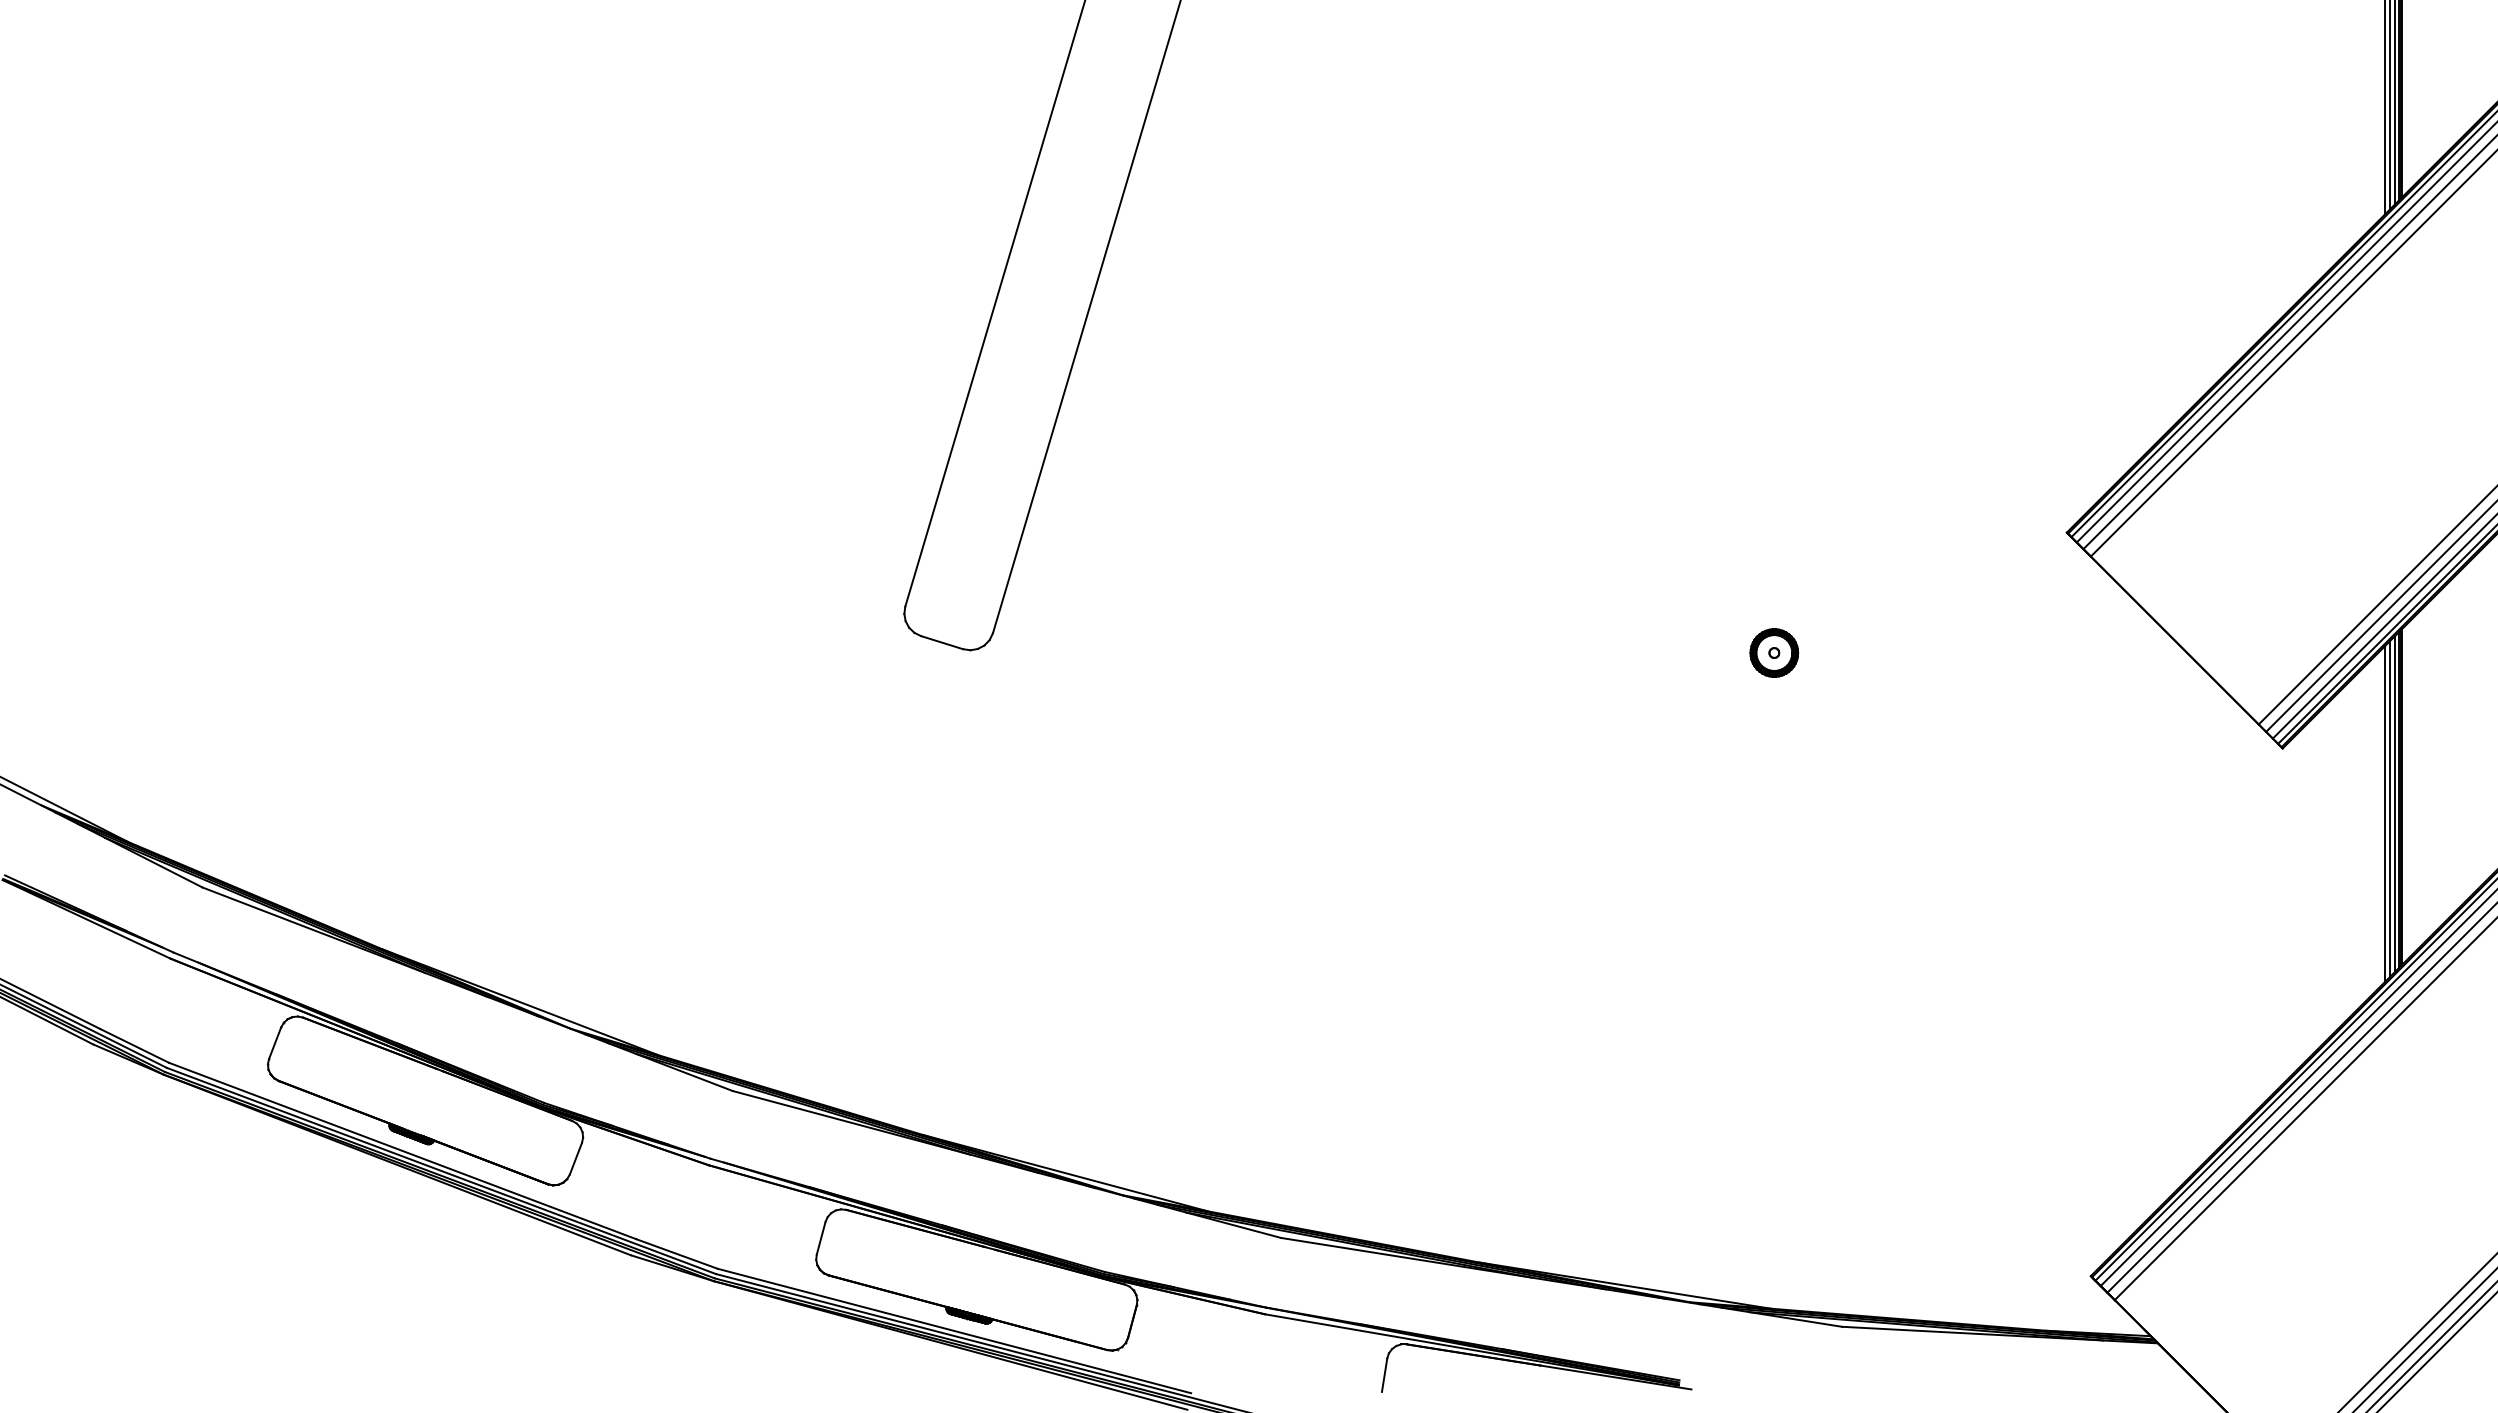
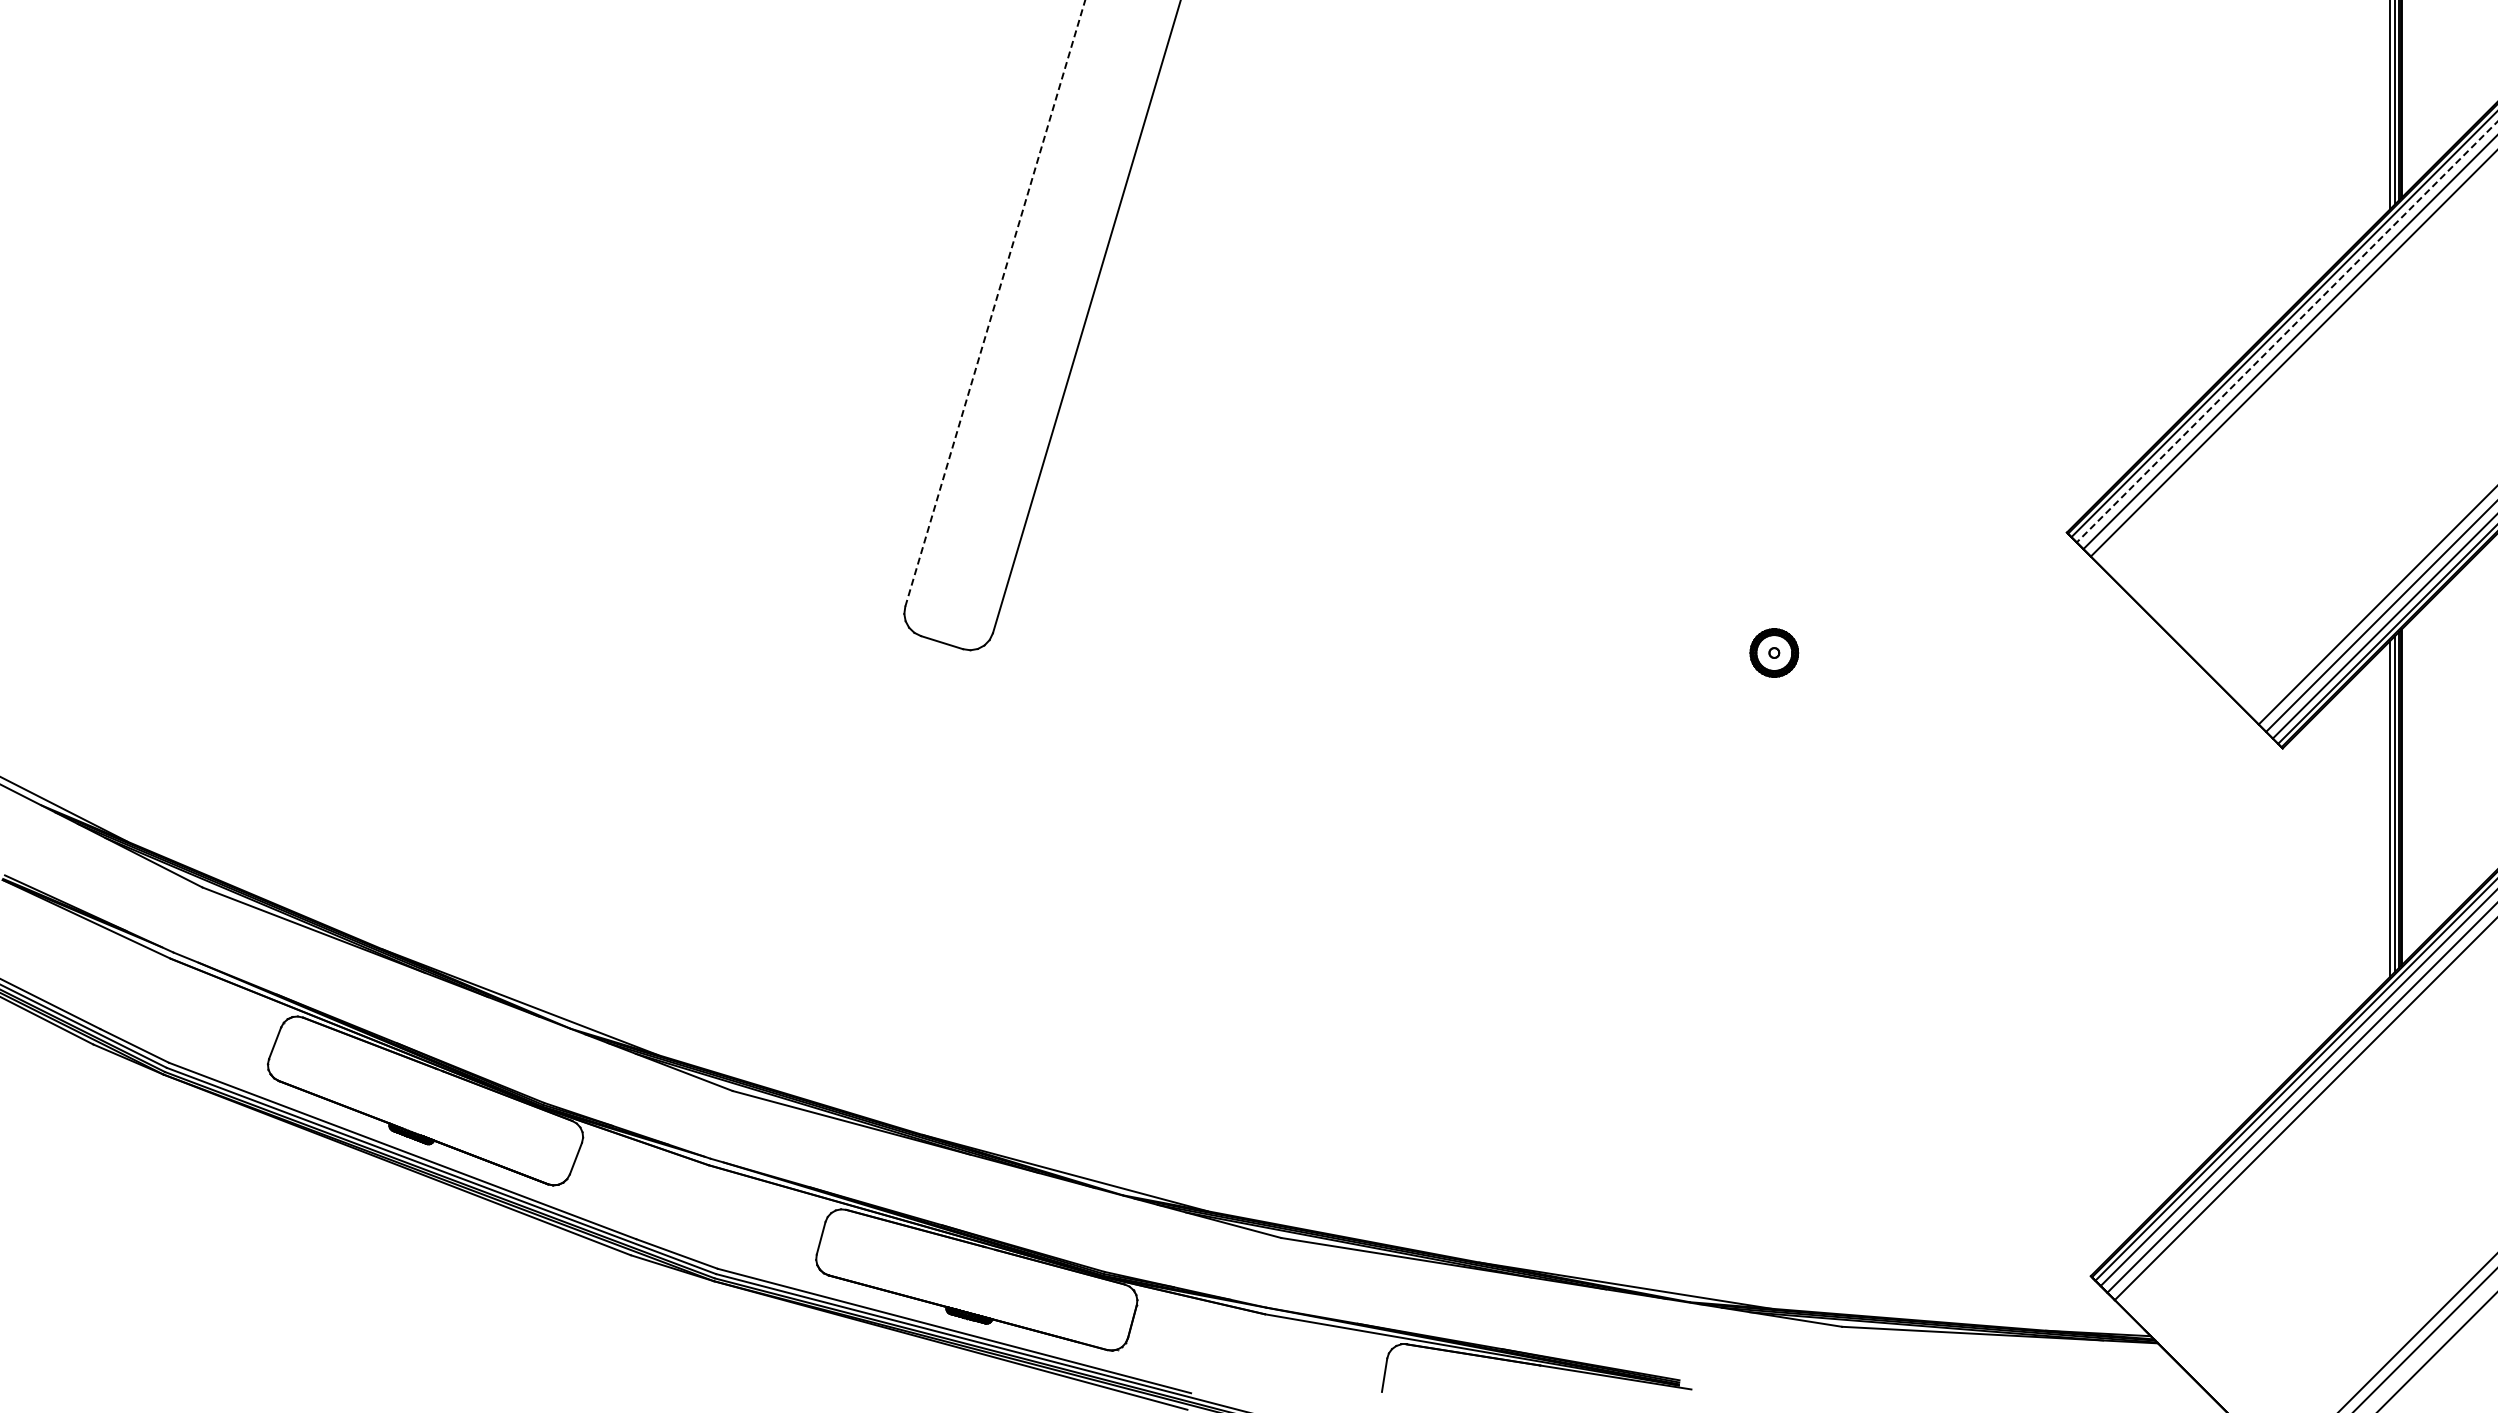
line: present -> none (2385, 108)
line: solid -> dashed (995, 303)
line: solid -> dashed (2286, 332)
line: present -> none (2384, 813)
line: present -> none (2431, 1346)
